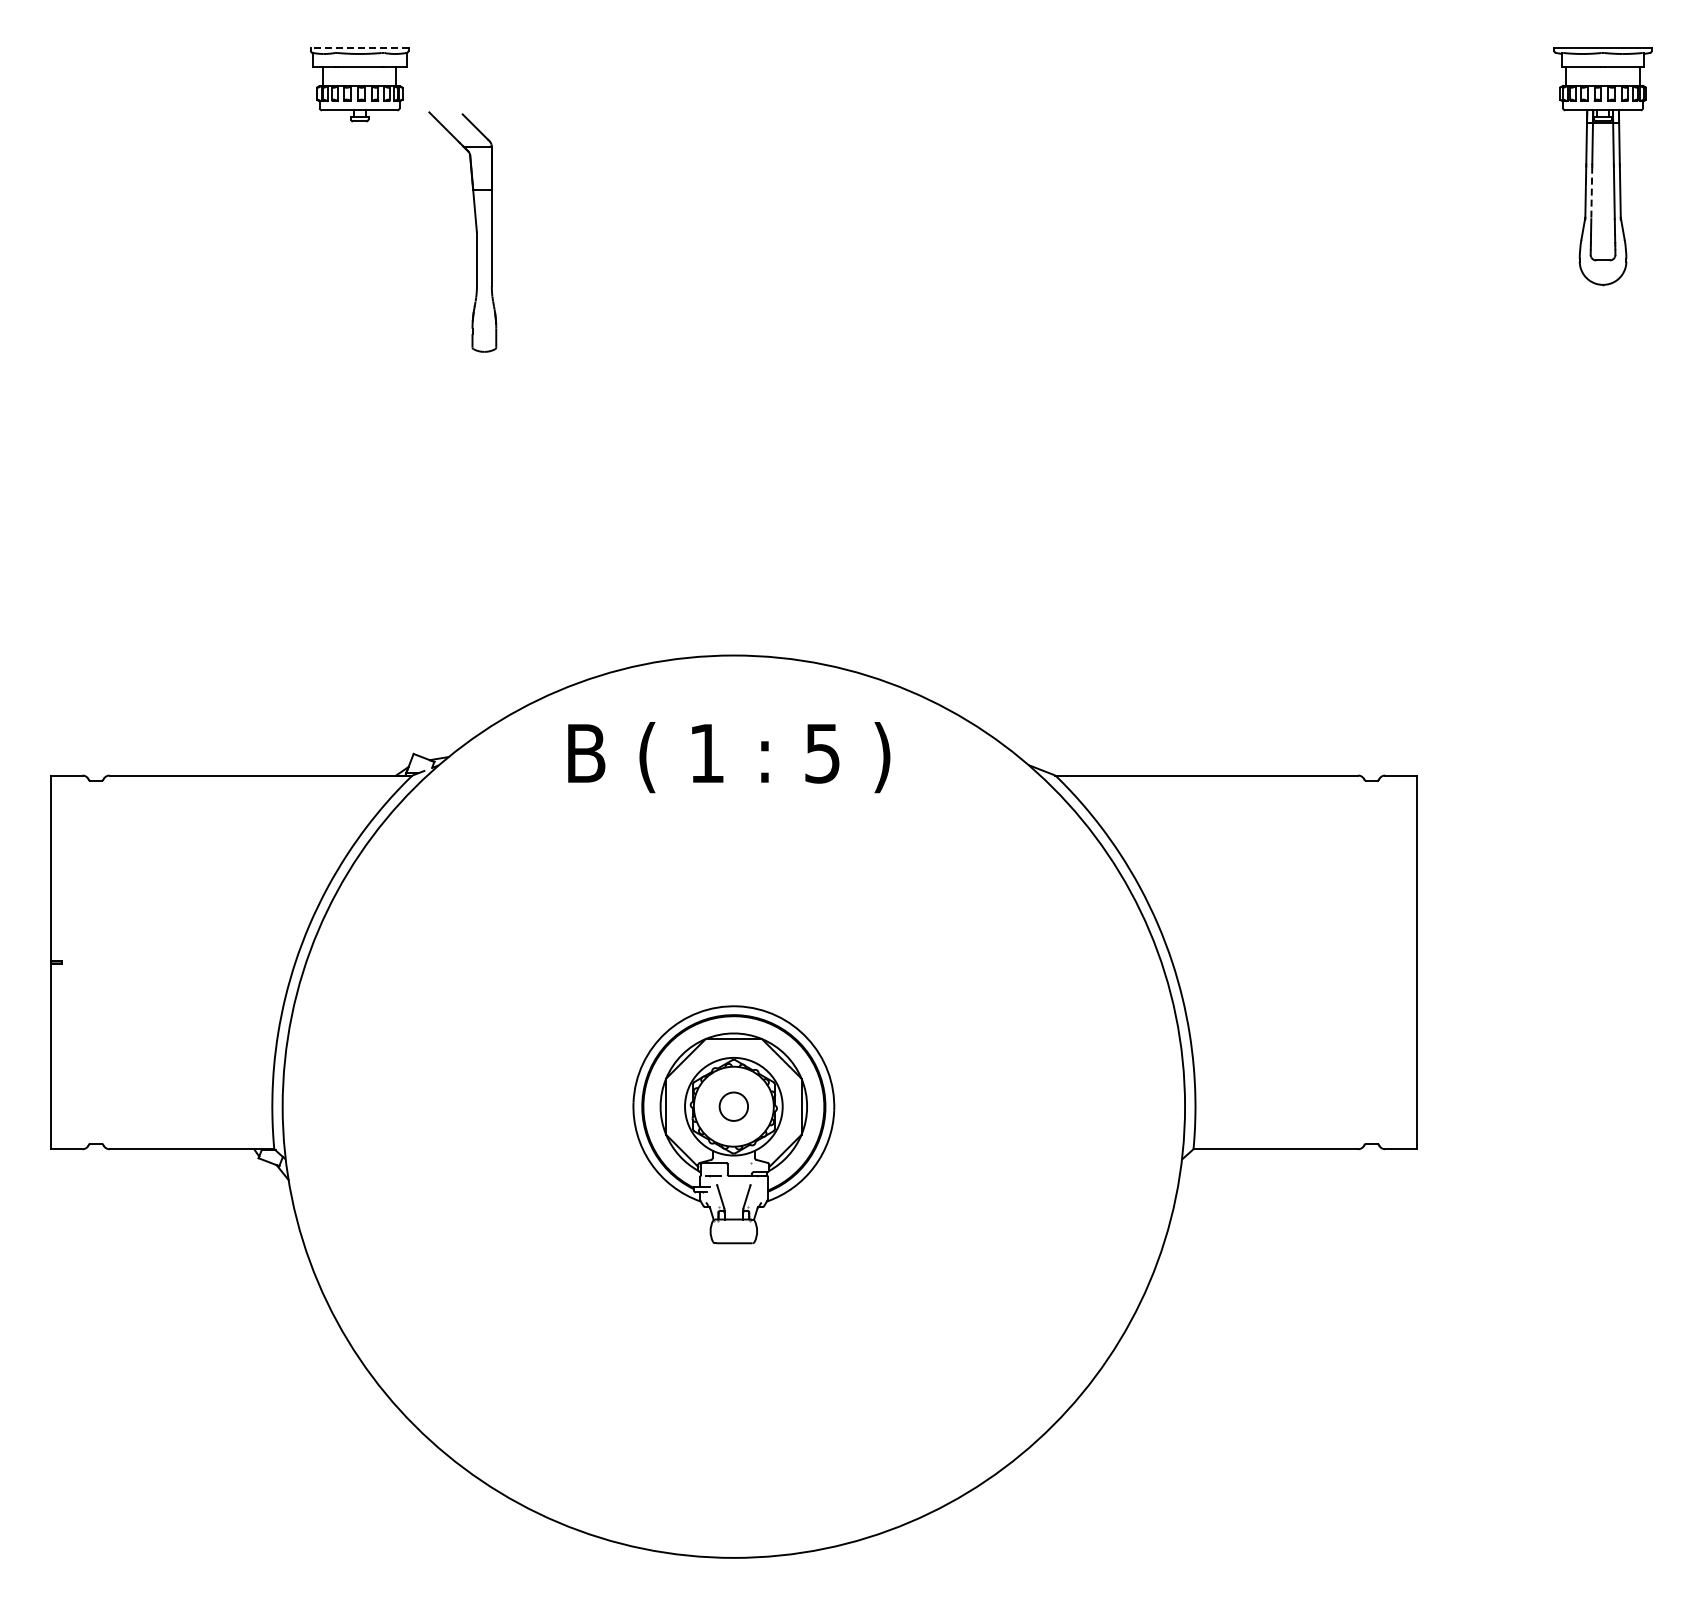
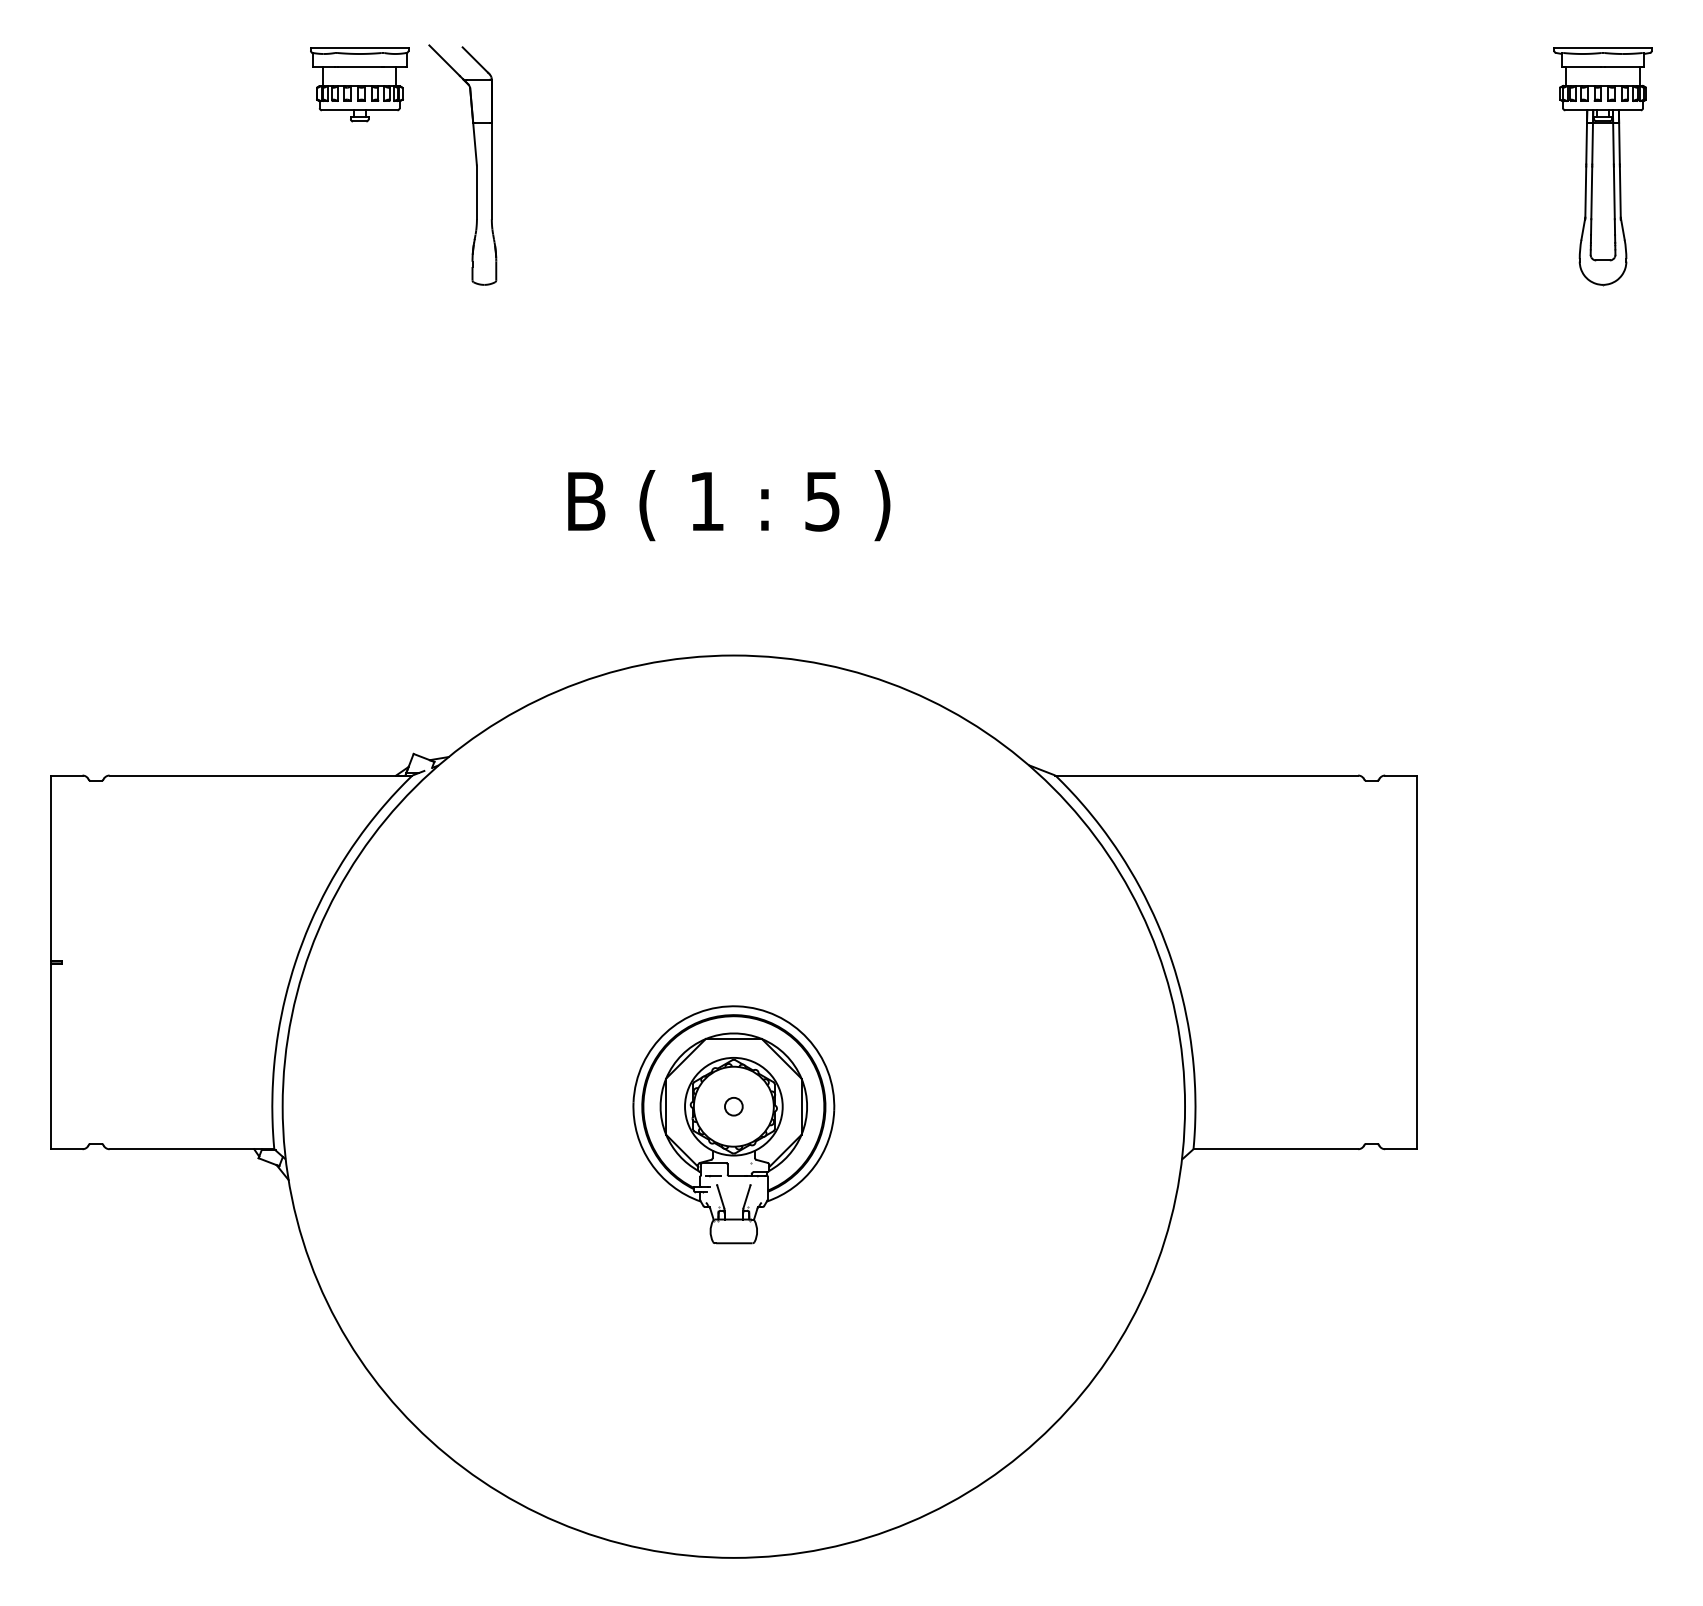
line: dashed -> solid (359, 48)
line: dashed -> solid (1591, 193)
part position: (475, 231) -> (475, 164) (475, 164)
text position: (729, 757) -> (729, 505) (729, 505)
circle diameter: 28 px -> 18 px (733, 1106)
